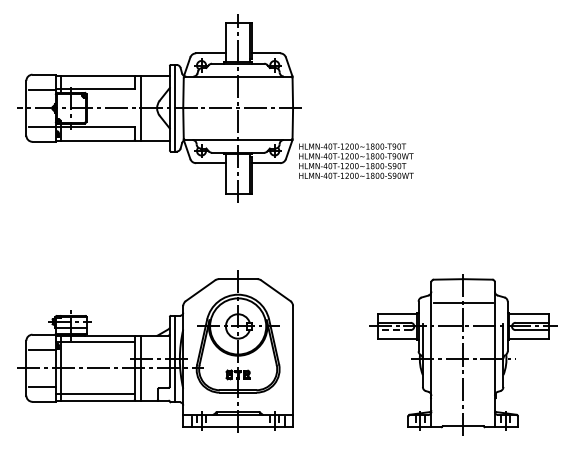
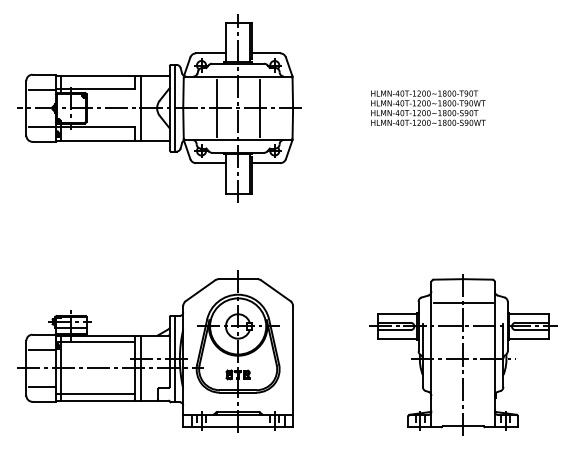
line: none -> present (216, 107)
line: none -> present (259, 107)
text position: (356, 160) -> (428, 107) (428, 107)
line: dashed -> solid (393, 330)
